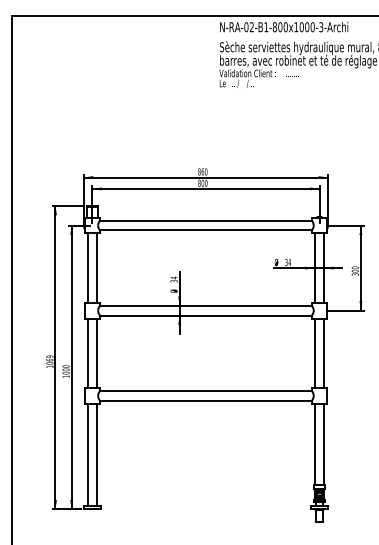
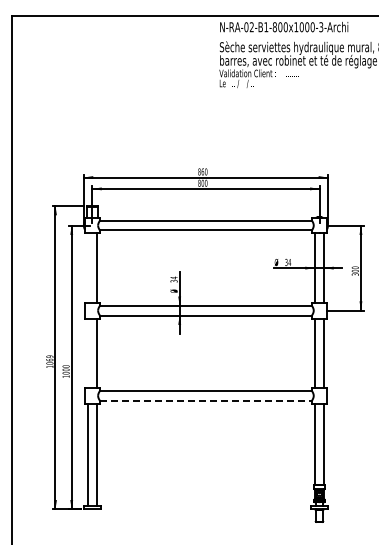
line: present -> none (87, 267)
line: present -> none (87, 353)
line: solid -> dashed (206, 400)
